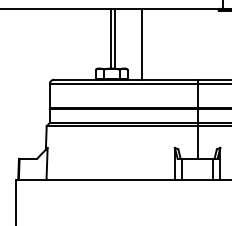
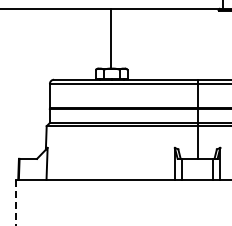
line: present -> none (115, 38)
line: present -> none (141, 44)
line: solid -> dashed (16, 202)
